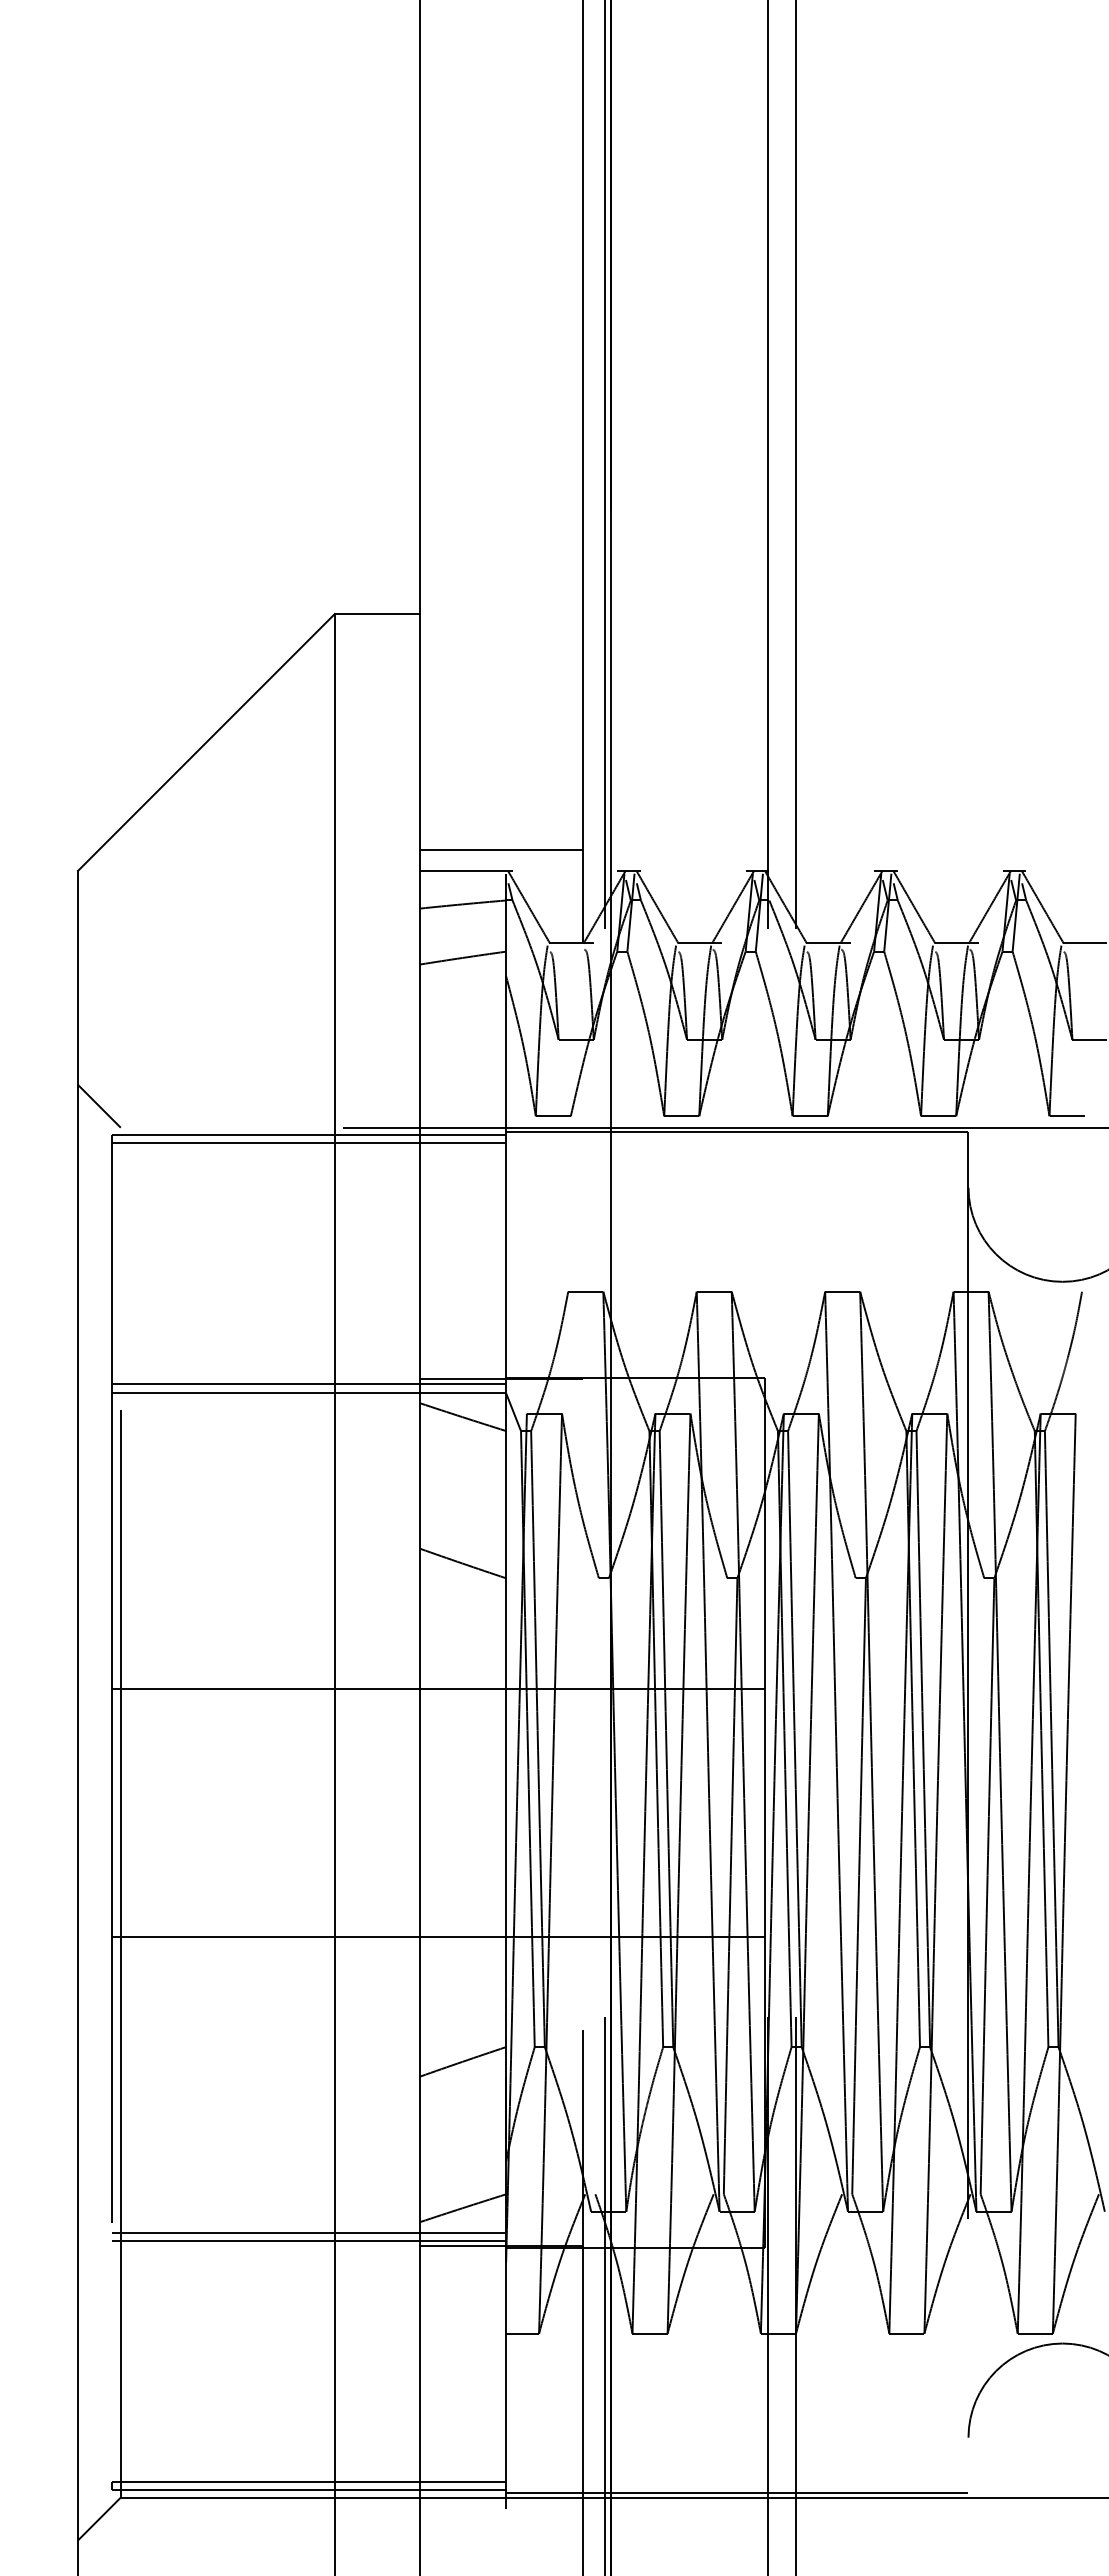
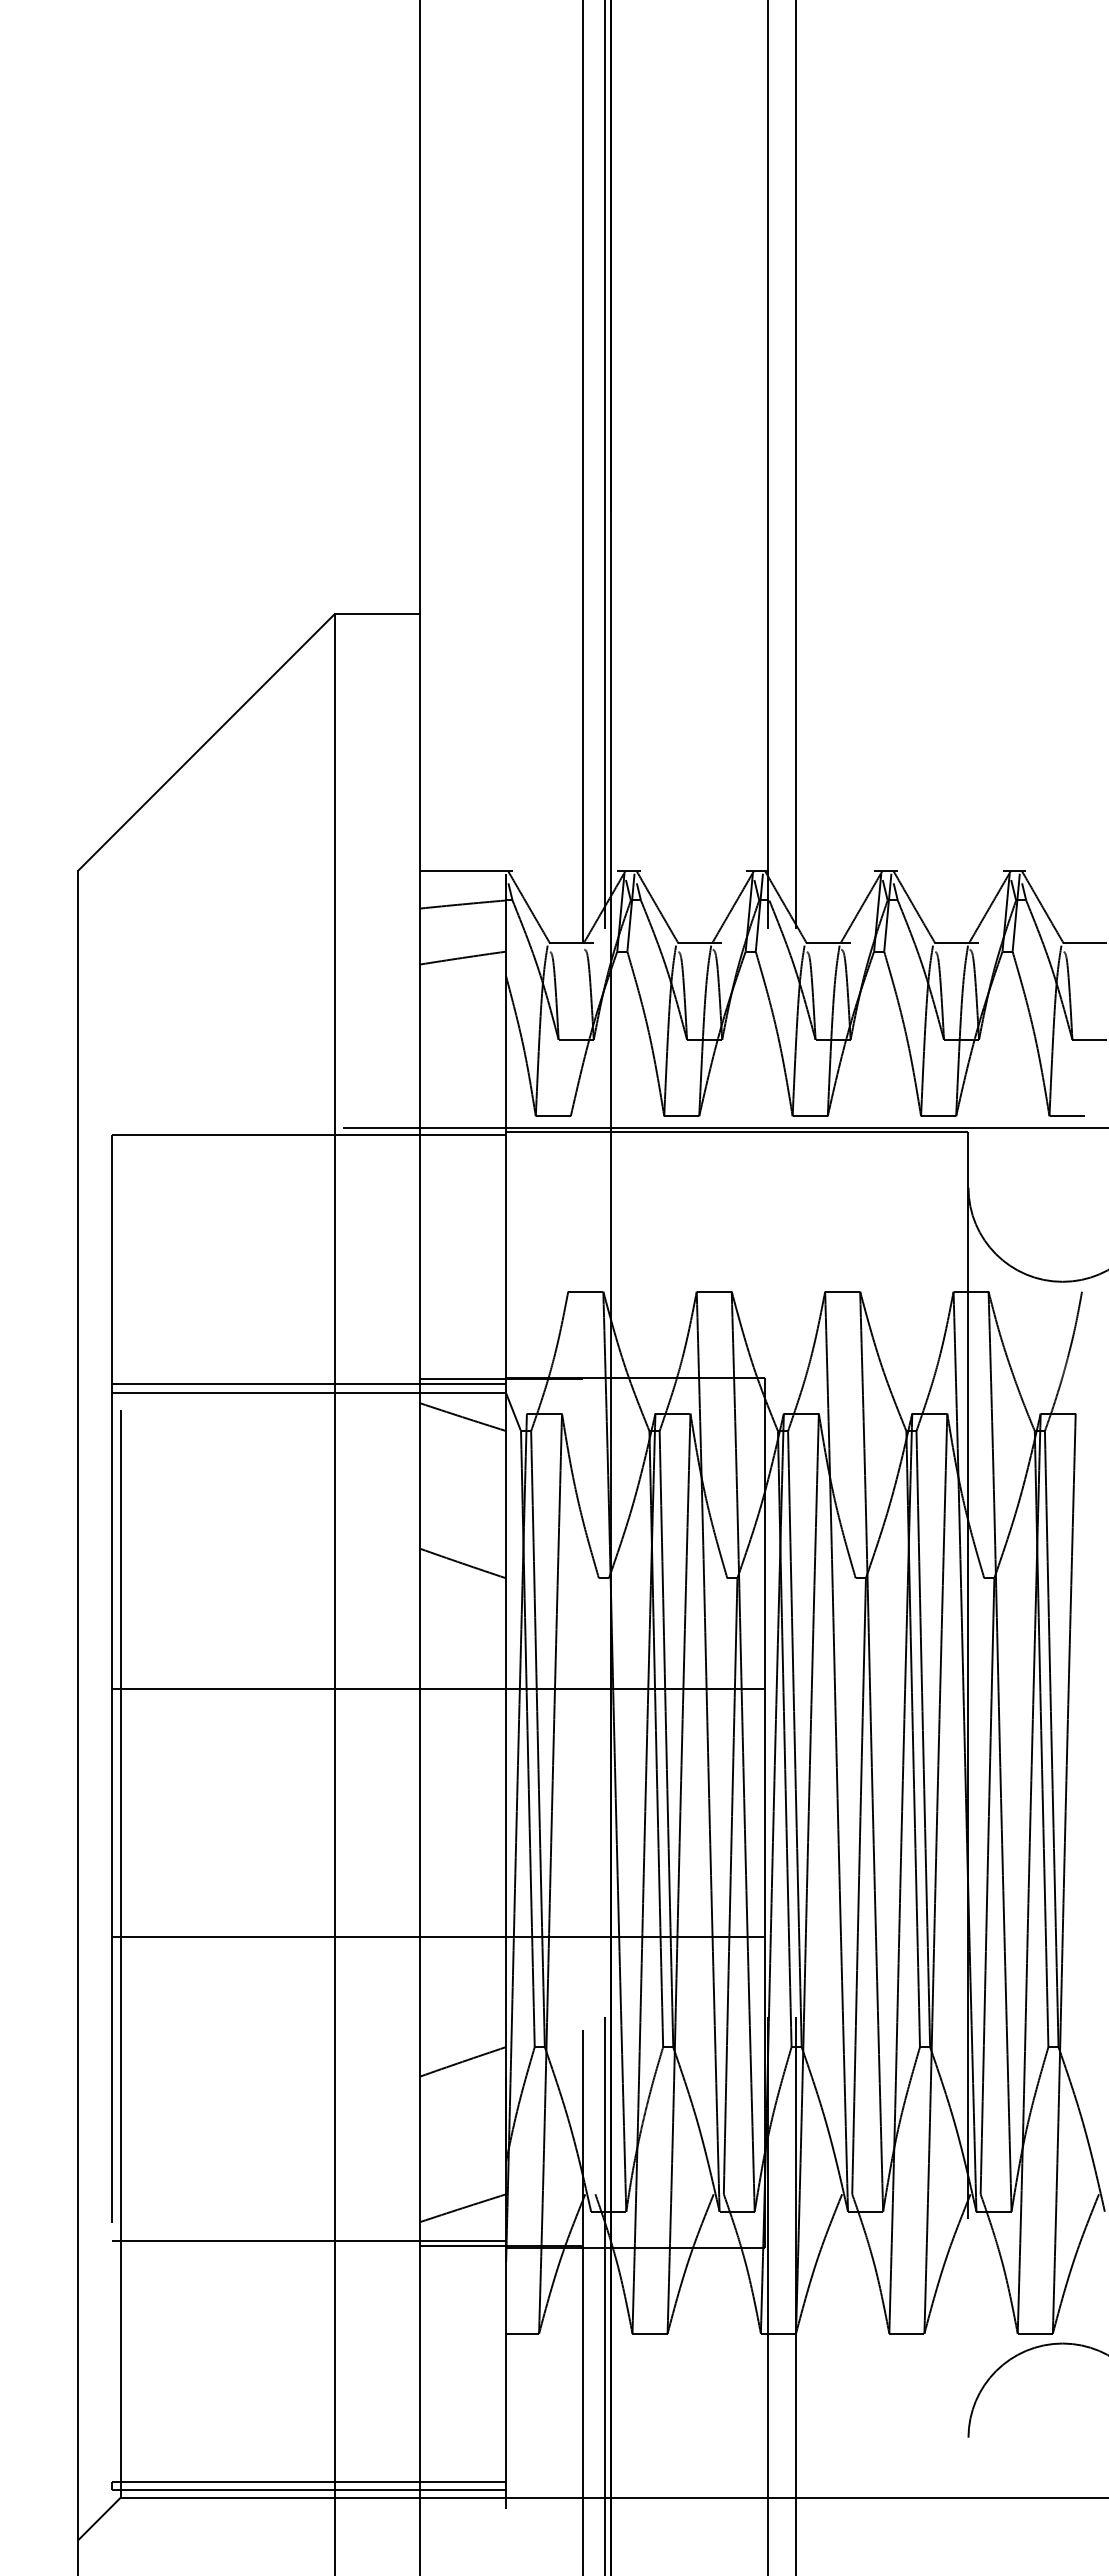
line: present -> none (501, 850)
line: present -> none (99, 1105)
line: present -> none (309, 1143)
line: present -> none (309, 2232)
line: present -> none (737, 2493)
